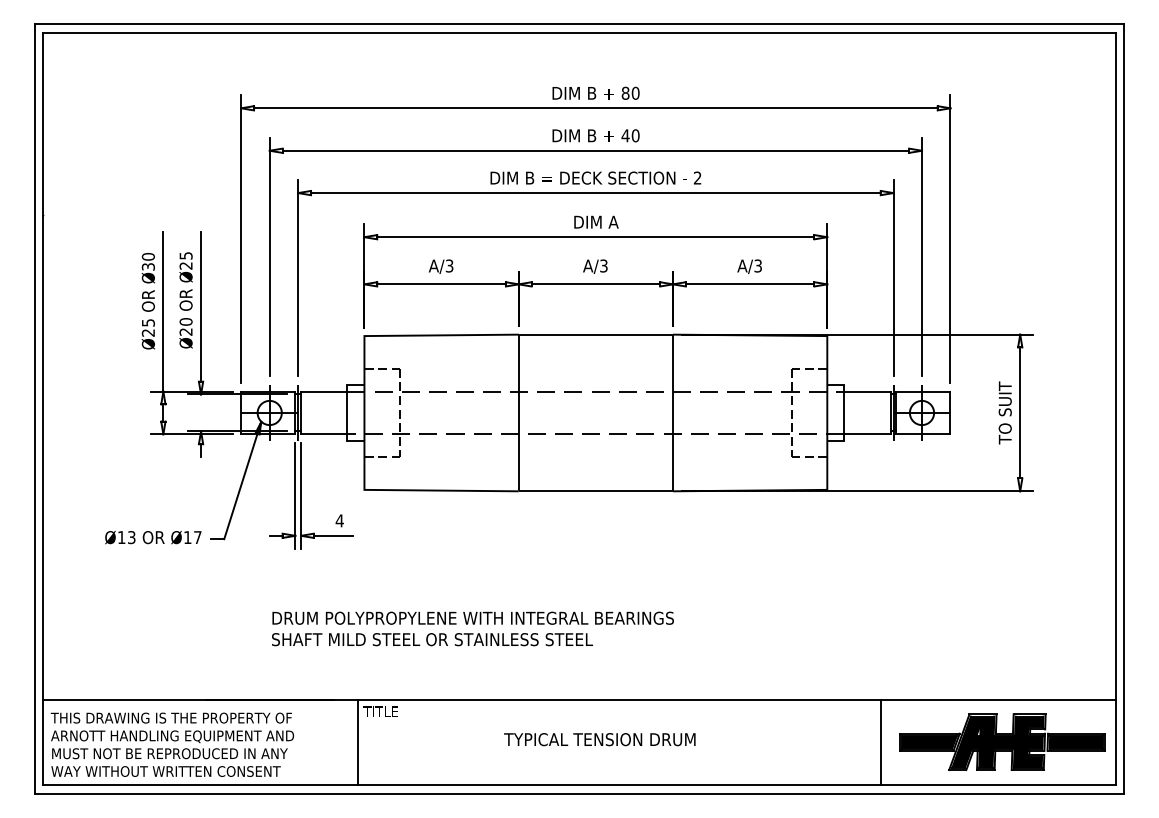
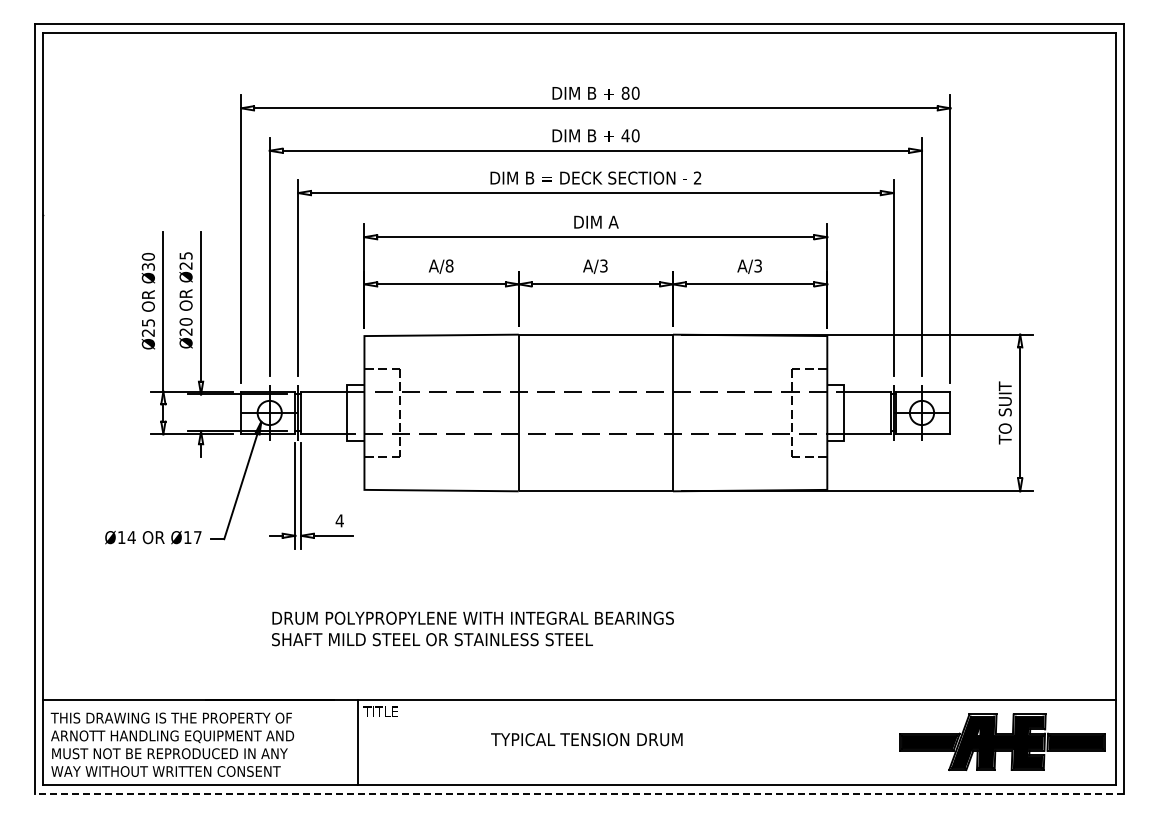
text: A/3 -> A/8 (449, 265)
text: Ø13 -> Ø14 (131, 537)
text position: (599, 739) -> (586, 739) (586, 739)
line: present -> none (880, 741)
line: solid -> dashed (579, 793)
